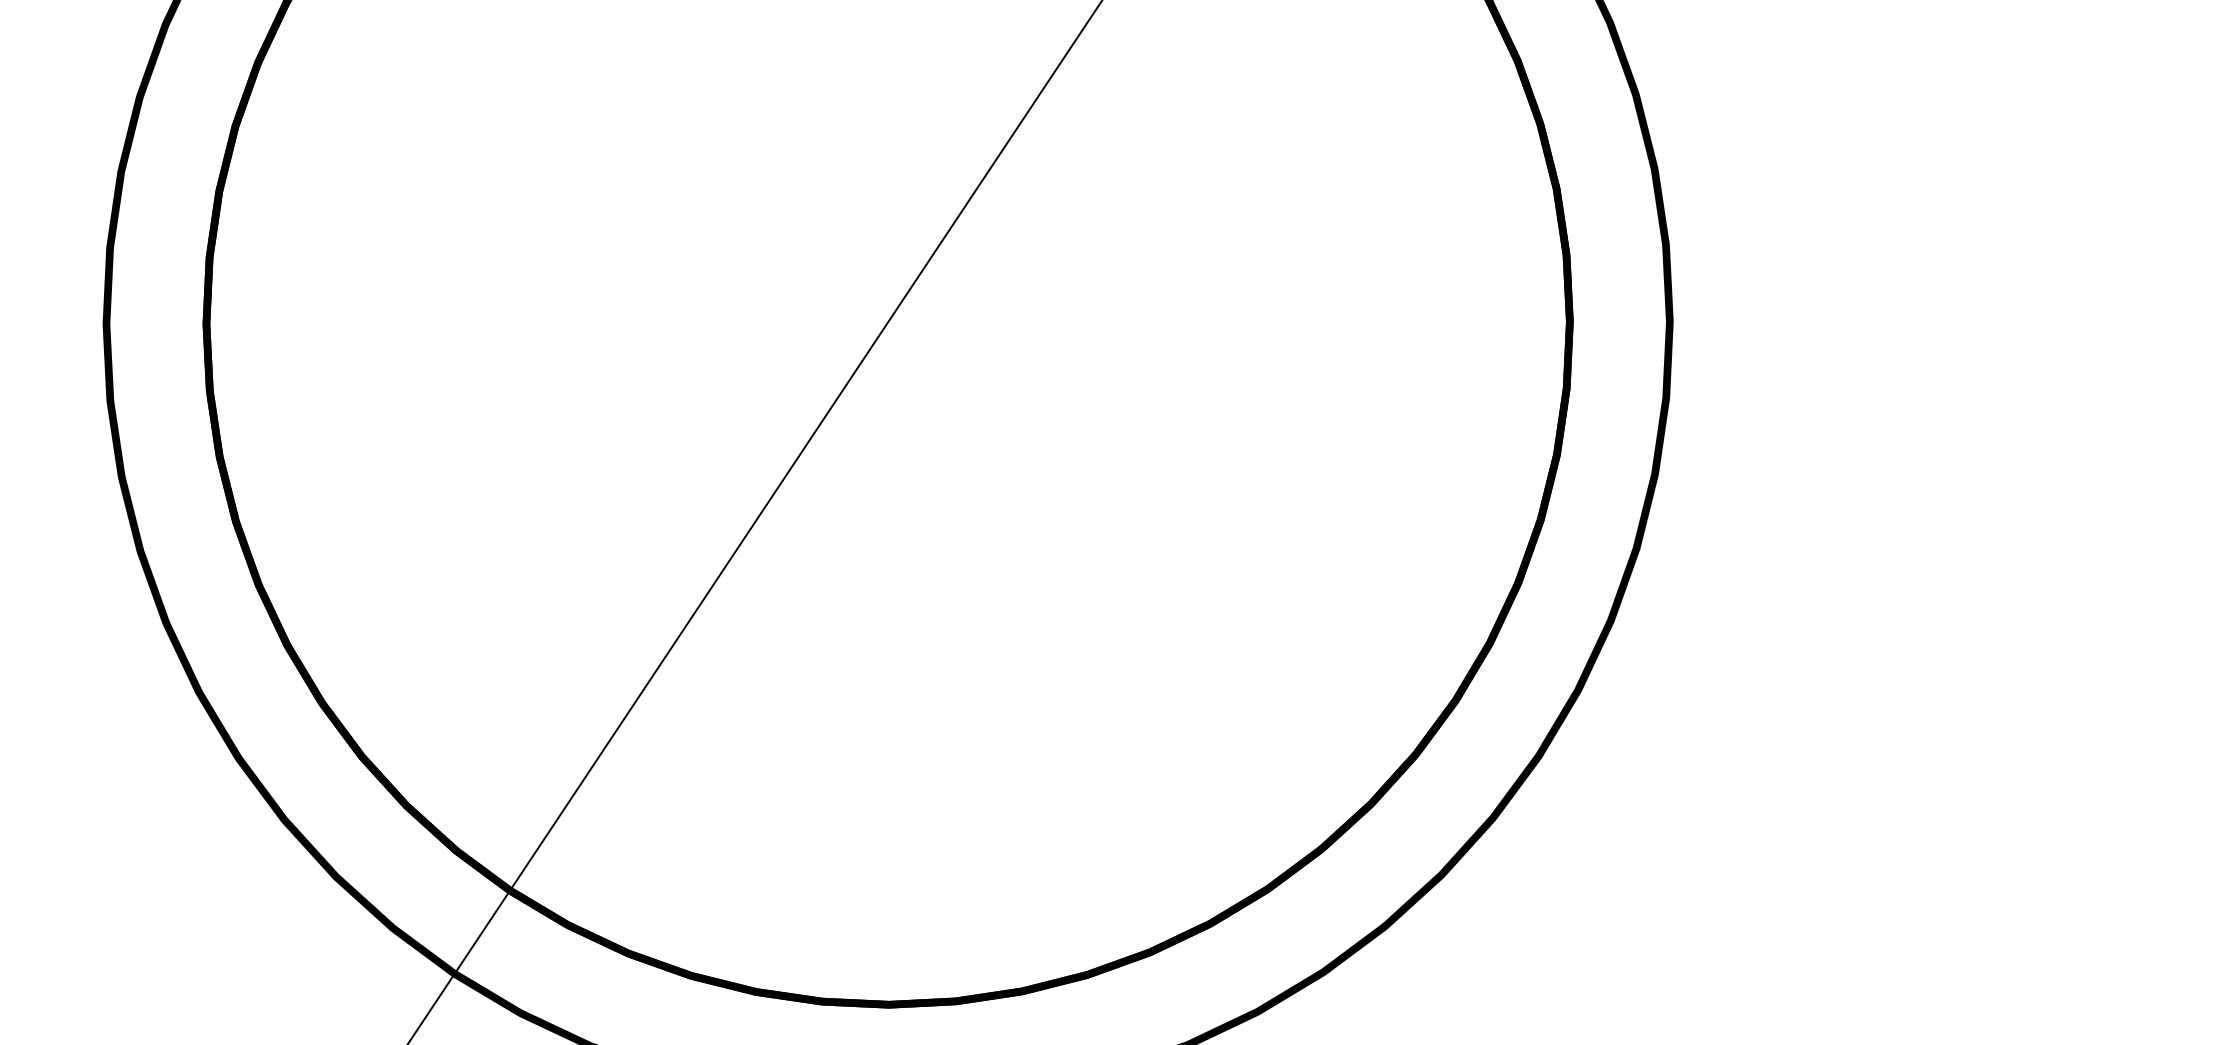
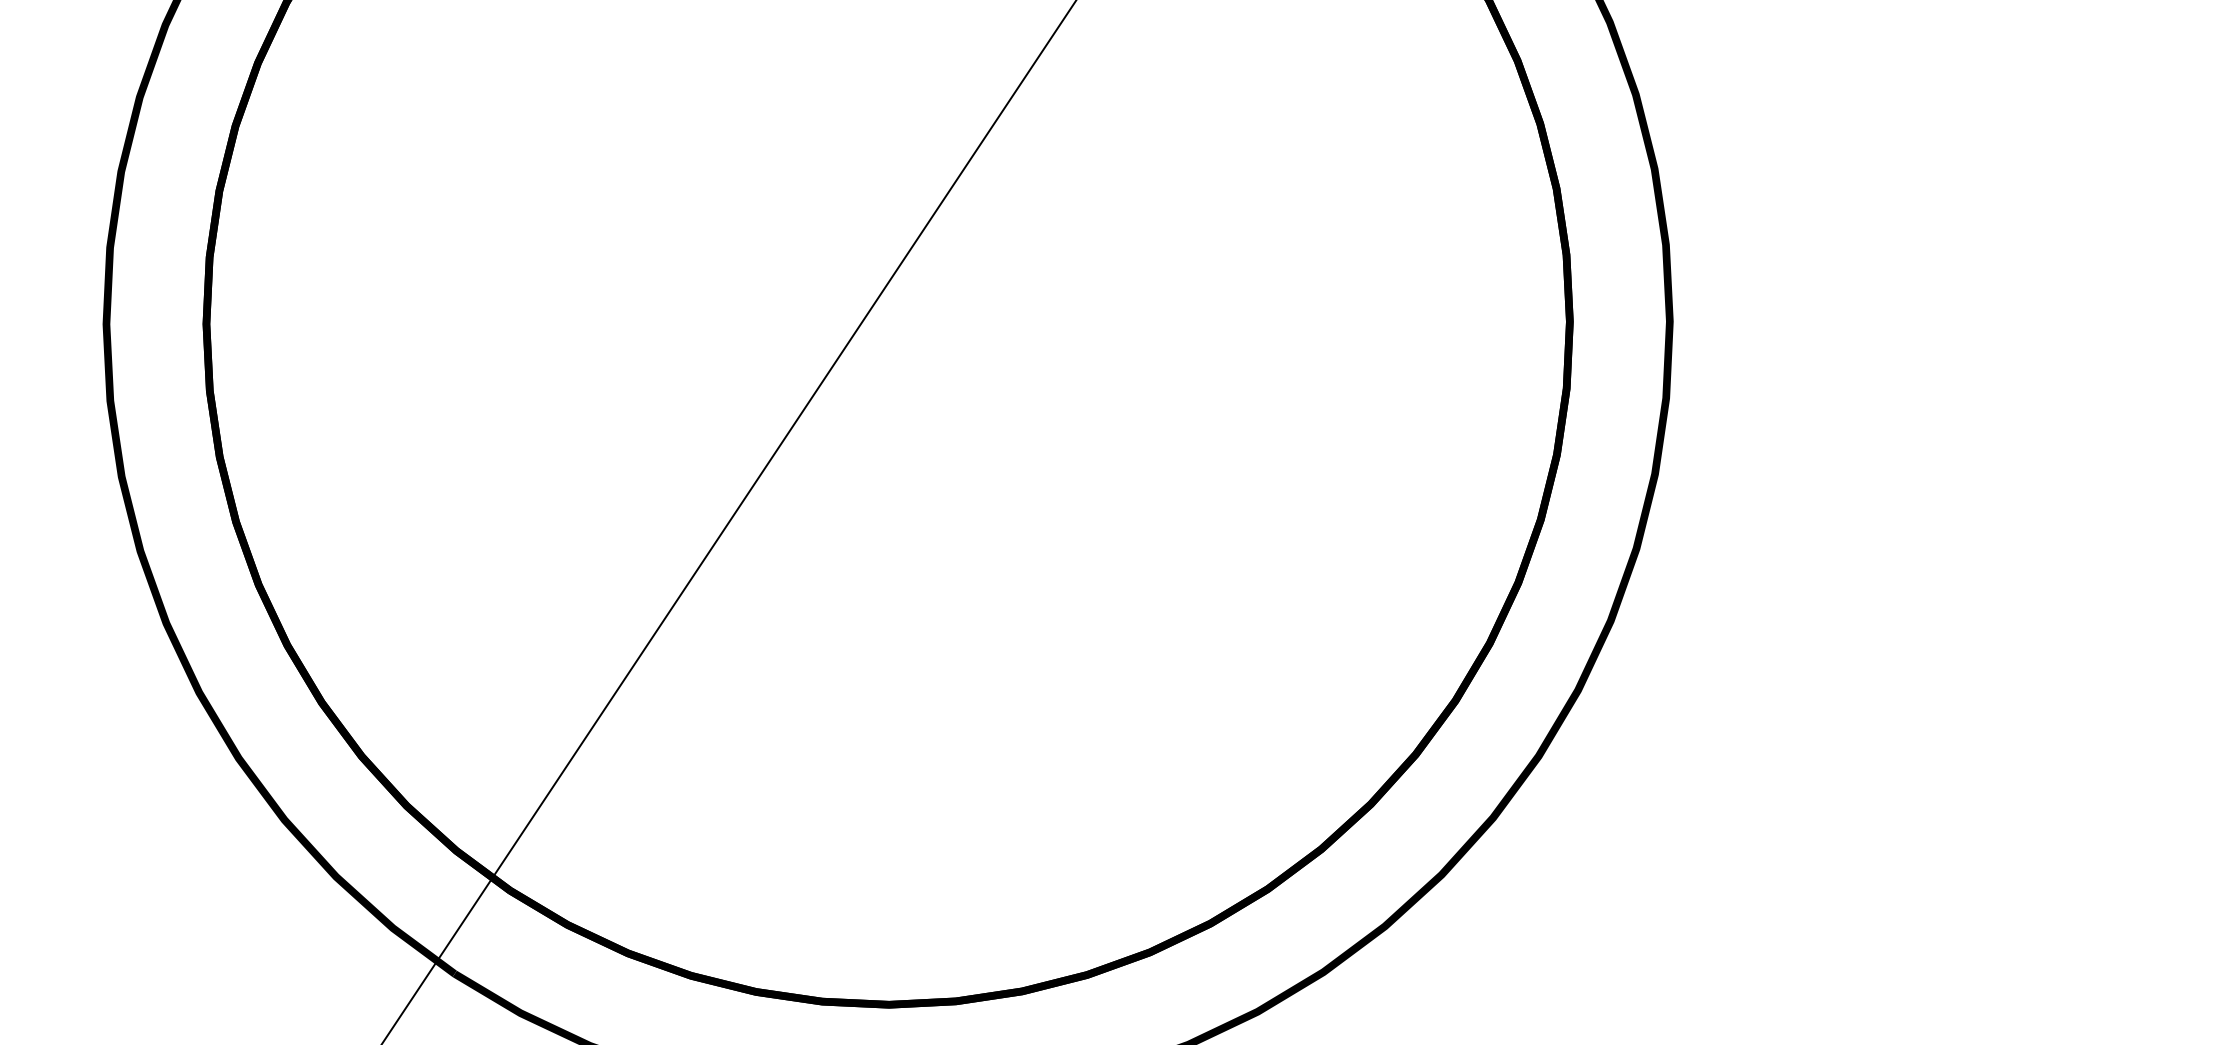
line position: (754, 521) -> (729, 521) (729, 521)
